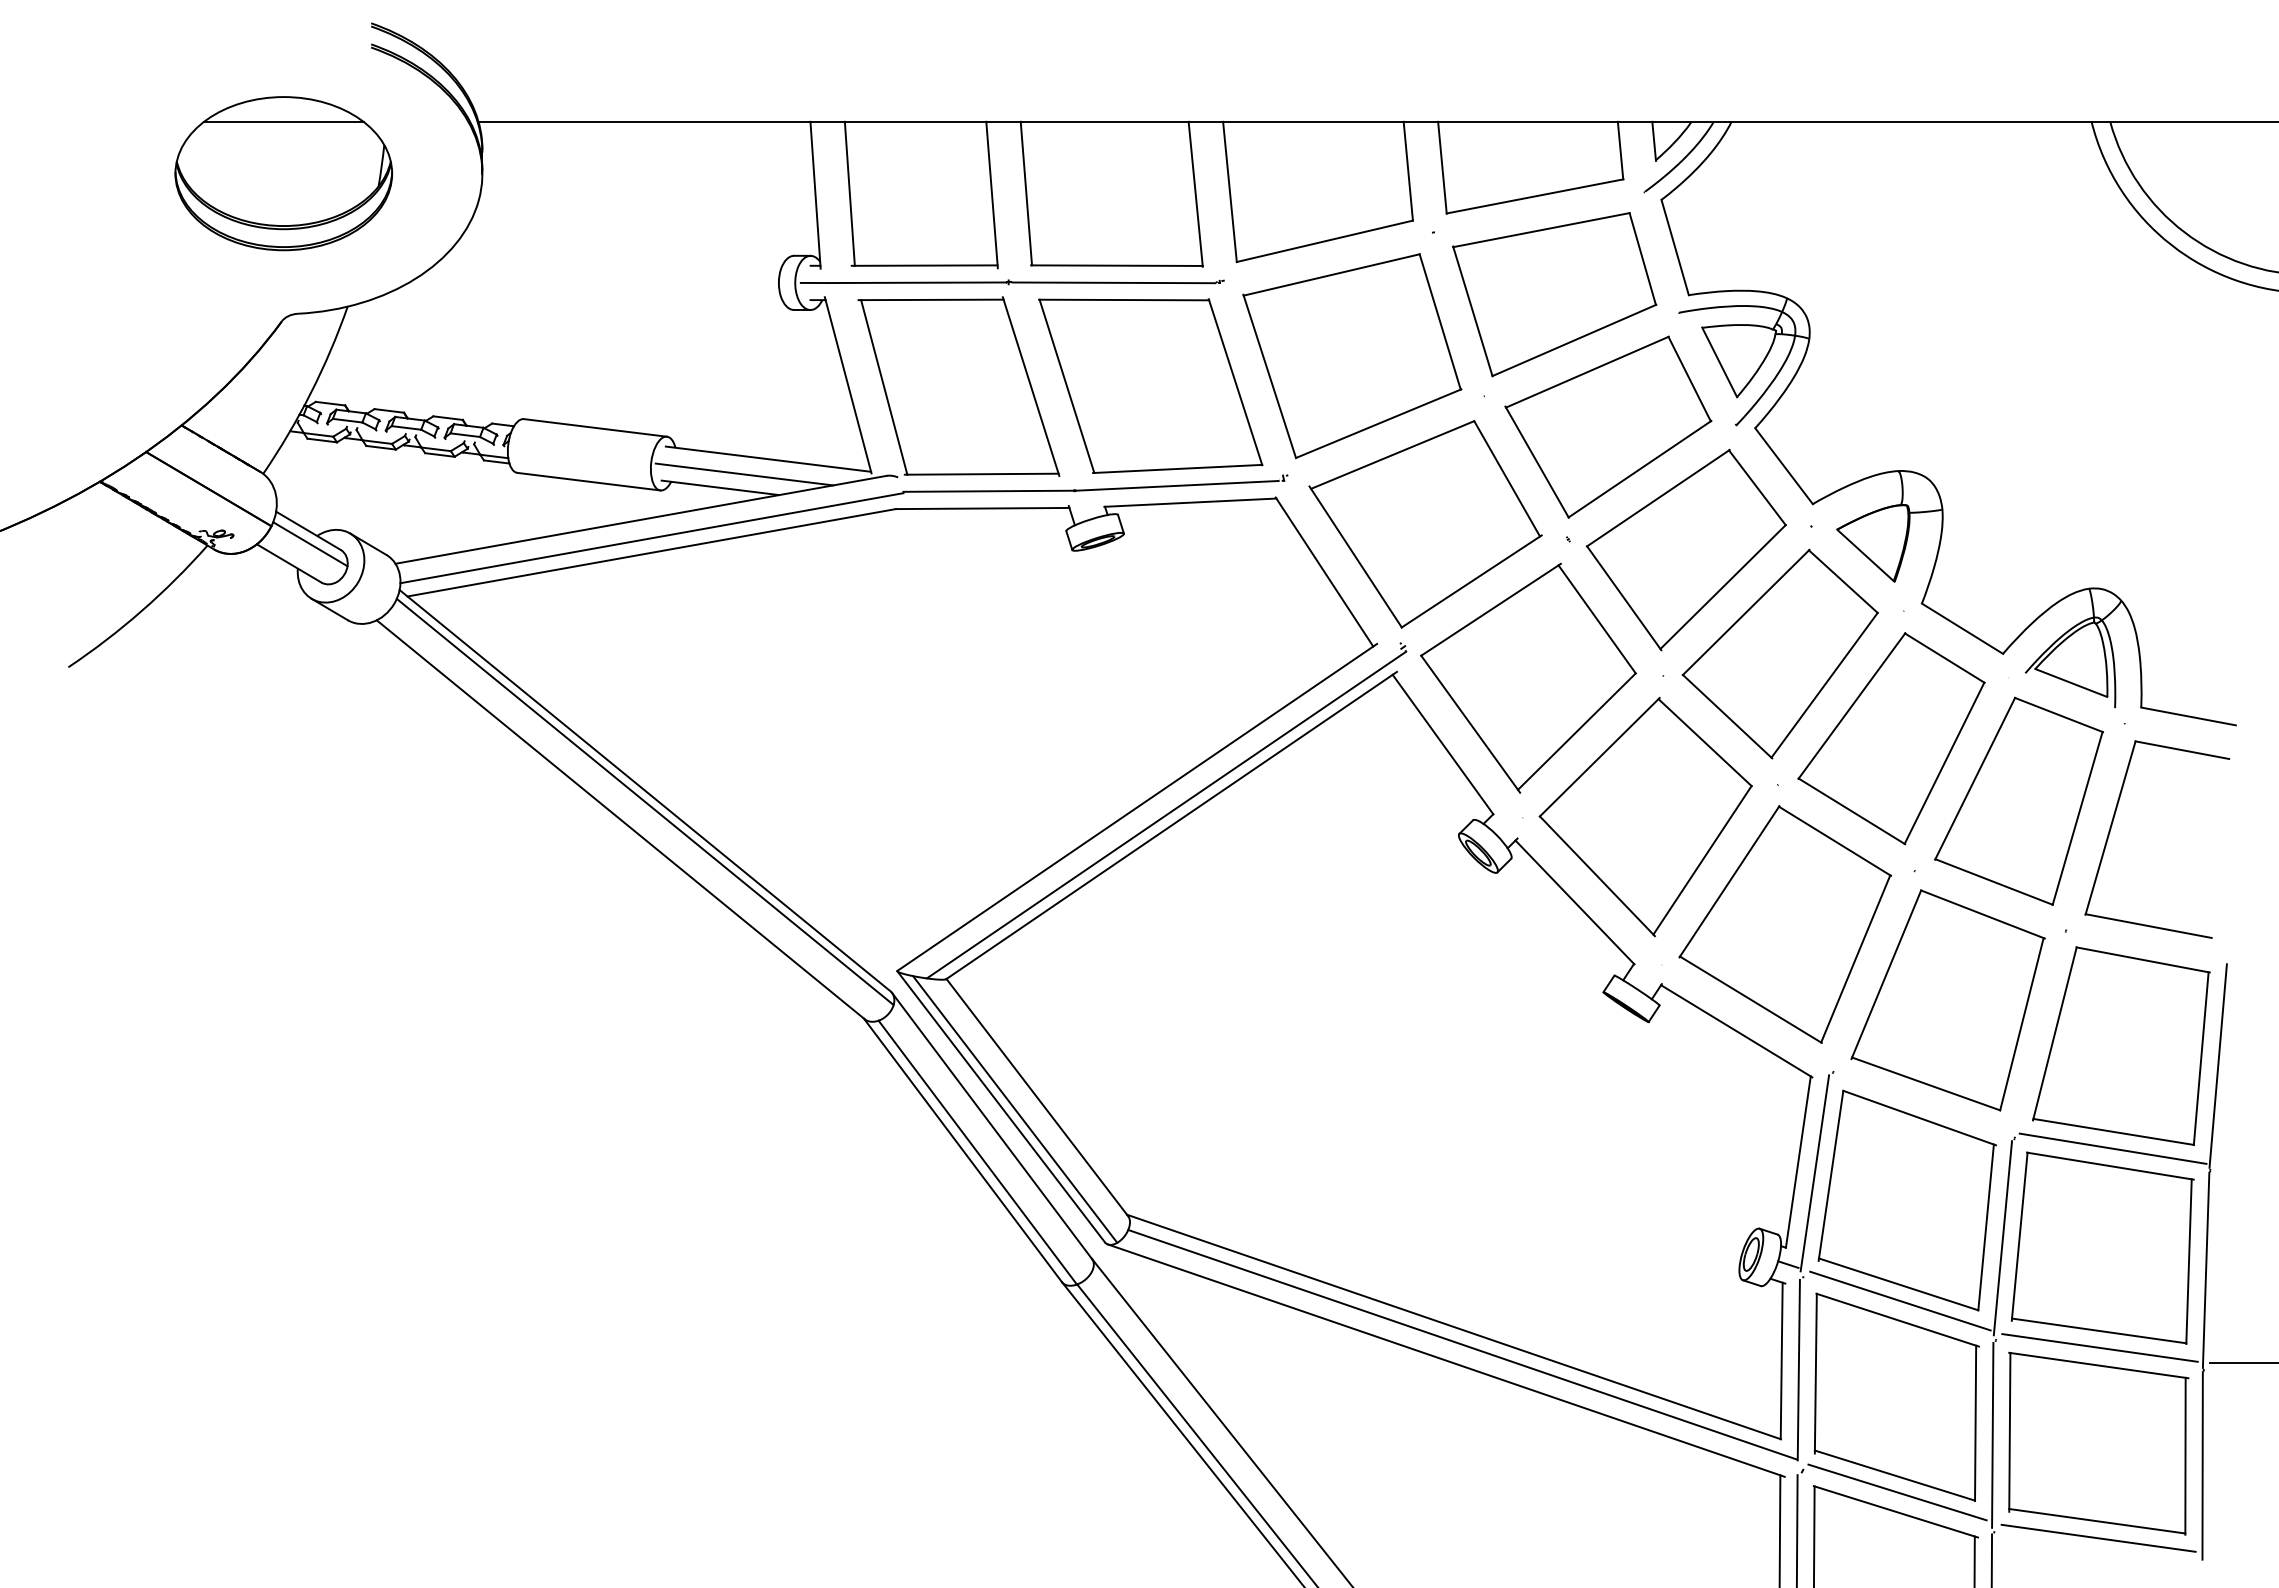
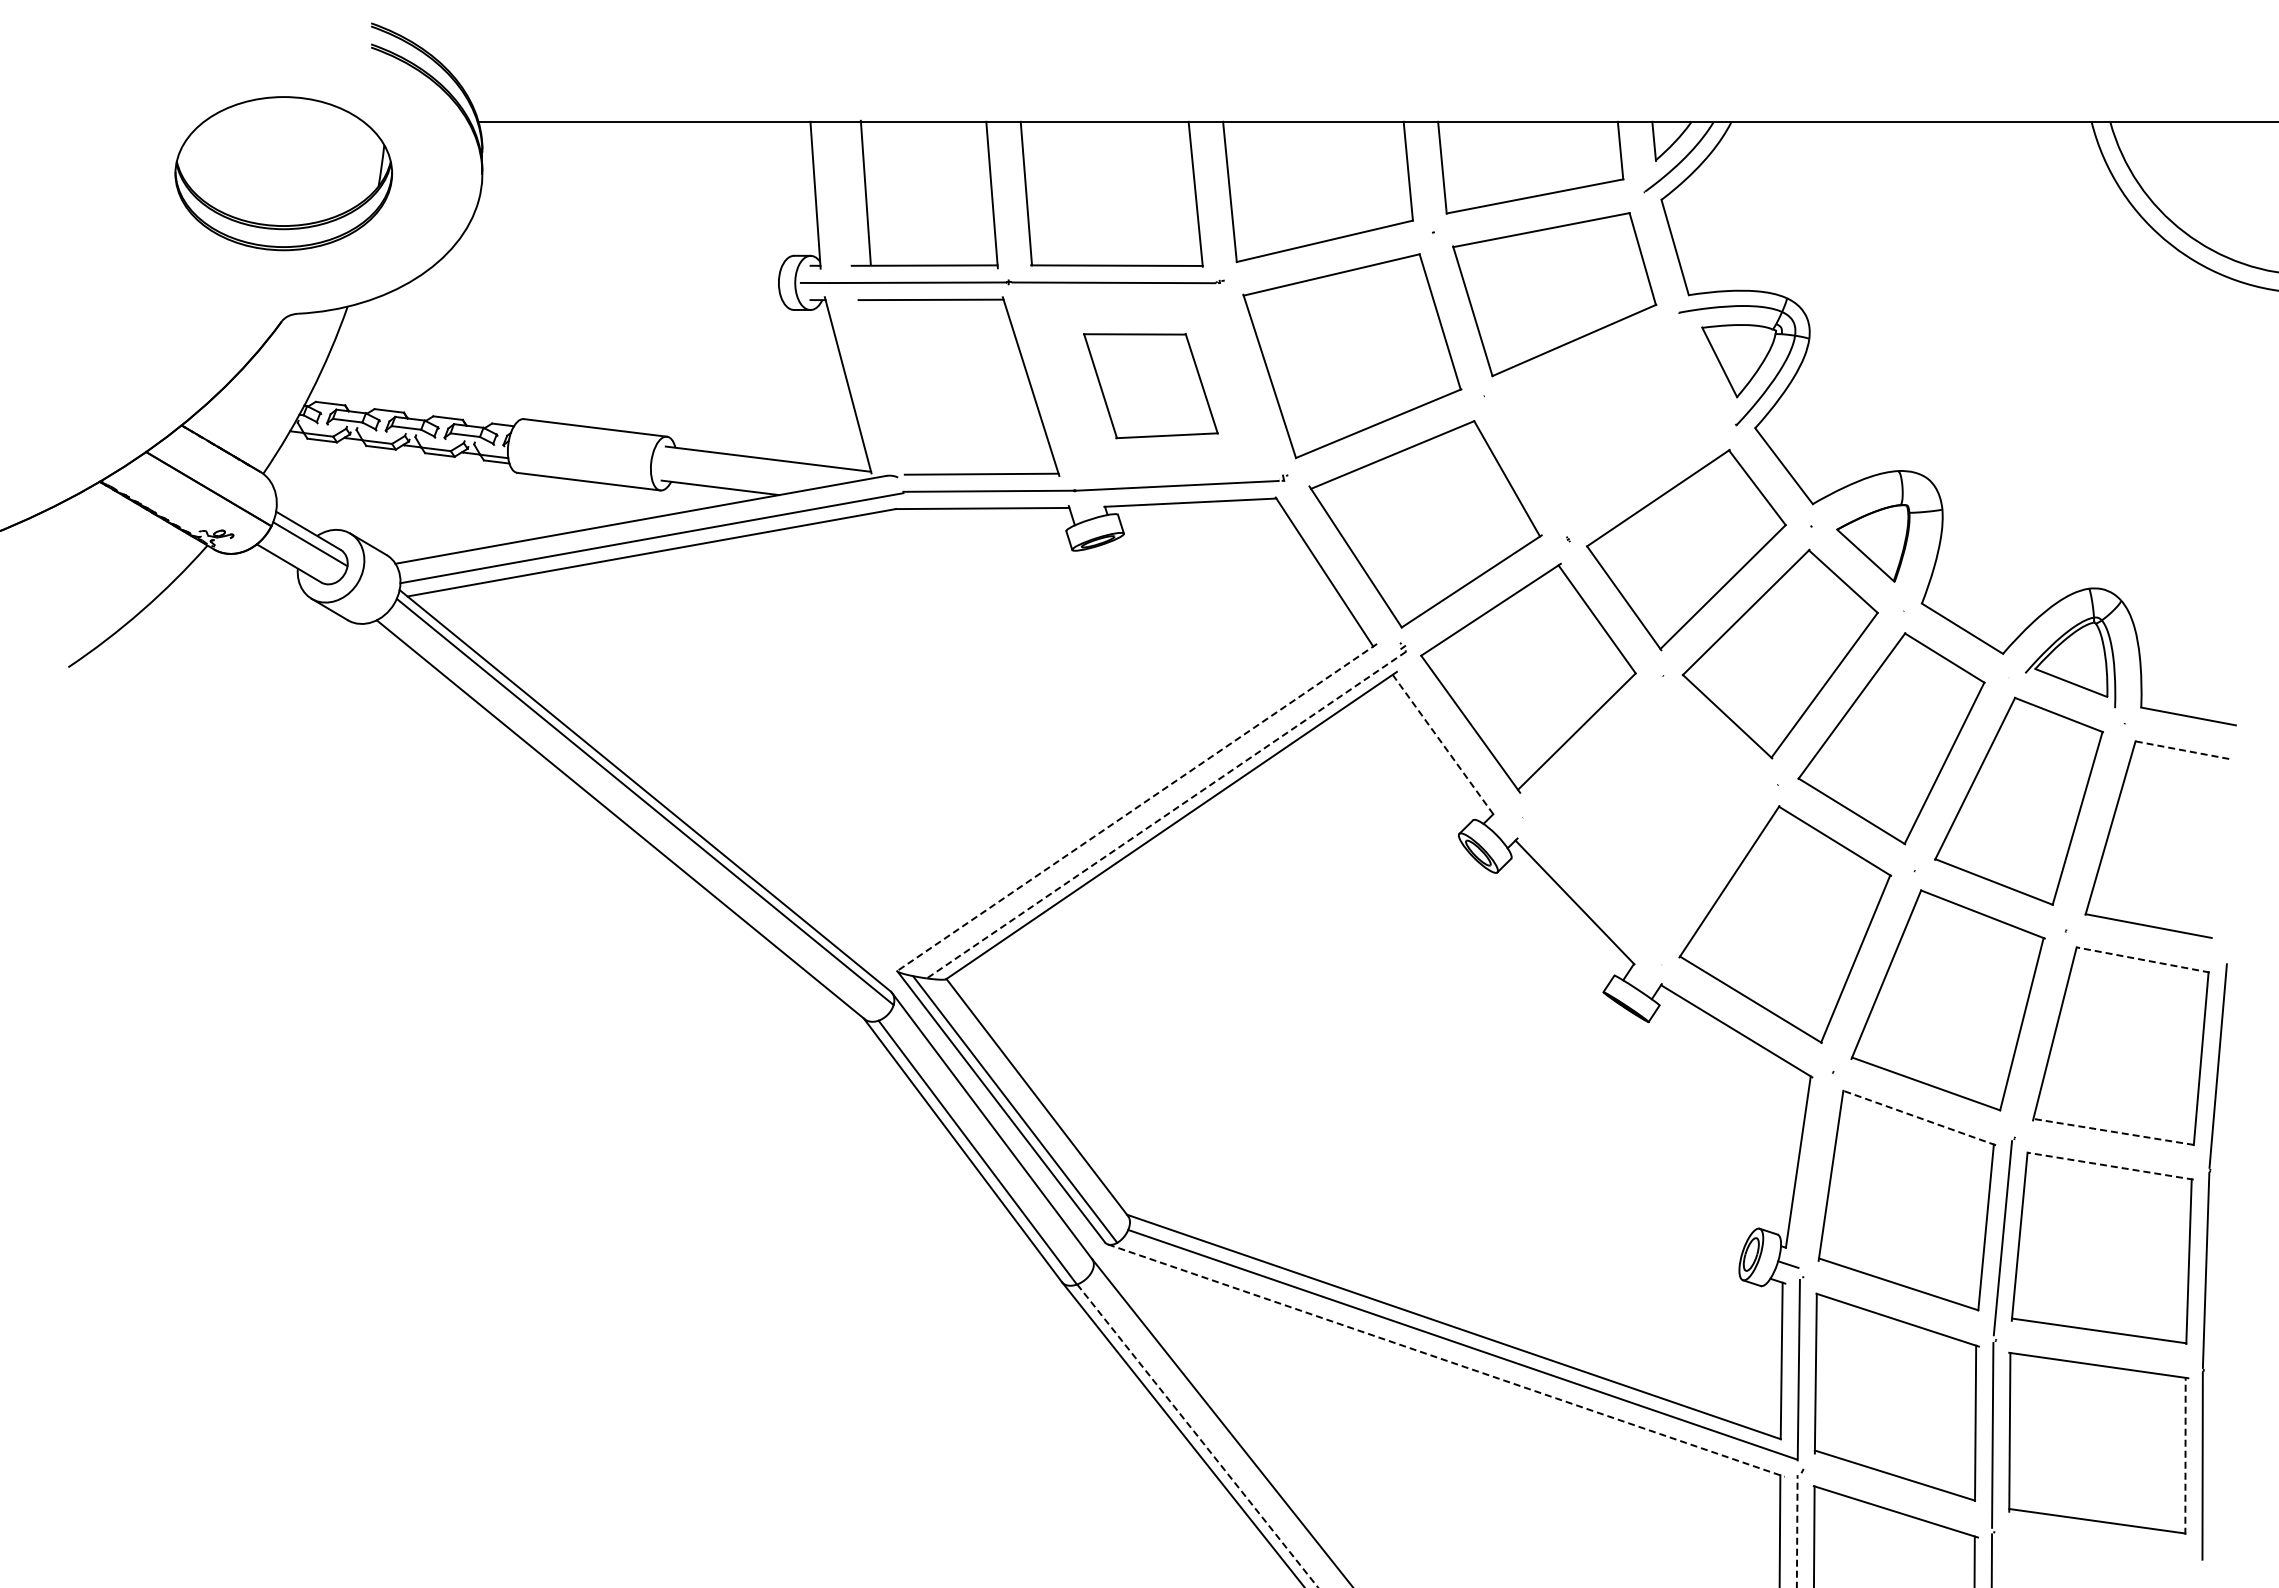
line: present -> none (283, 121)
line position: (849, 193) -> (865, 192) (865, 192)
part size: 226x176 px -> 136x107 px (1150, 386)
line: present -> none (884, 387)
part: present -> none (1608, 426)
line: present -> none (744, 474)
line: solid -> dashed (1442, 744)
line: solid -> dashed (2182, 750)
line: solid -> dashed (1136, 807)
line: solid -> dashed (1166, 815)
part: present -> none (1645, 816)
line: solid -> dashed (2143, 959)
line: solid -> dashed (1919, 1117)
line: solid -> dashed (2113, 1131)
line: present -> none (2112, 1148)
line: solid -> dashed (2109, 1166)
line: present -> none (1814, 1173)
line: present -> none (1900, 1300)
line: present -> none (2099, 1347)
line: solid -> dashed (1446, 1360)
line: present -> none (2242, 1362)
line: solid -> dashed (1197, 1436)
line: solid -> dashed (2185, 1455)
line: present -> none (1897, 1492)
line: solid -> dashed (1797, 1531)
line: present -> none (2098, 1537)
